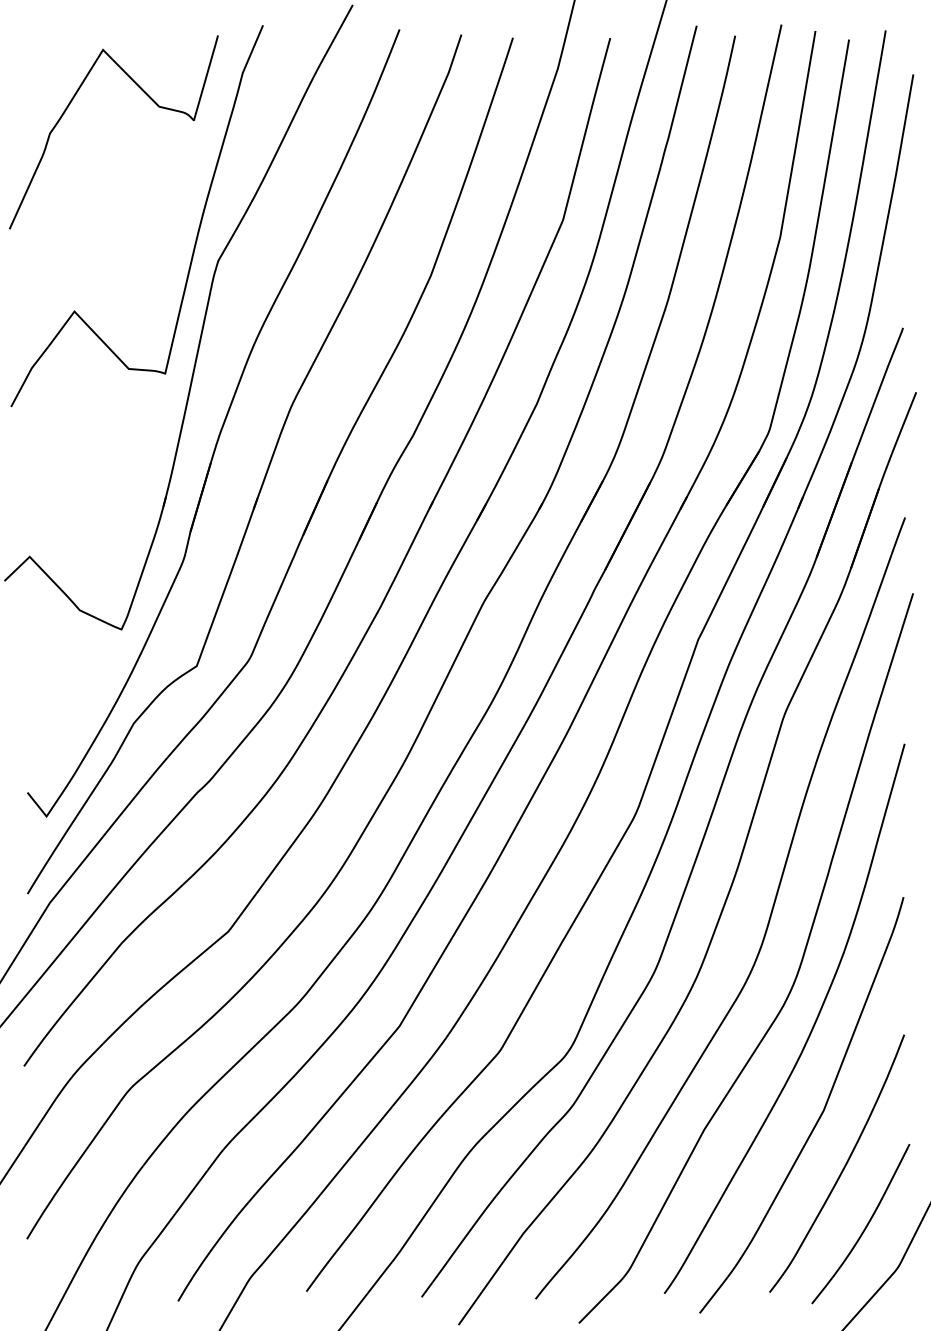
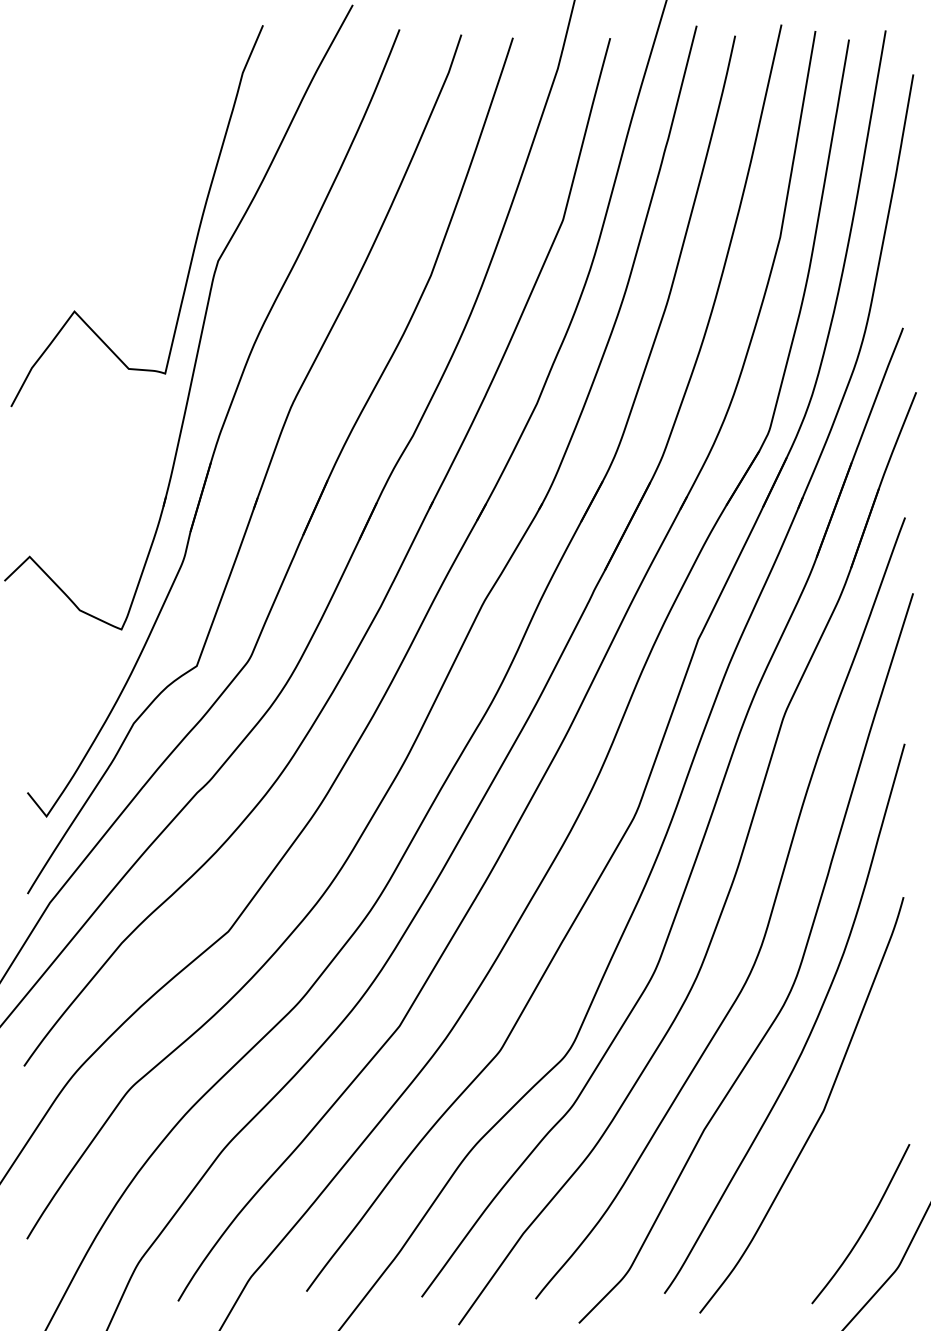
curve: present -> none (148, 97)
curve: present -> none (842, 1168)
